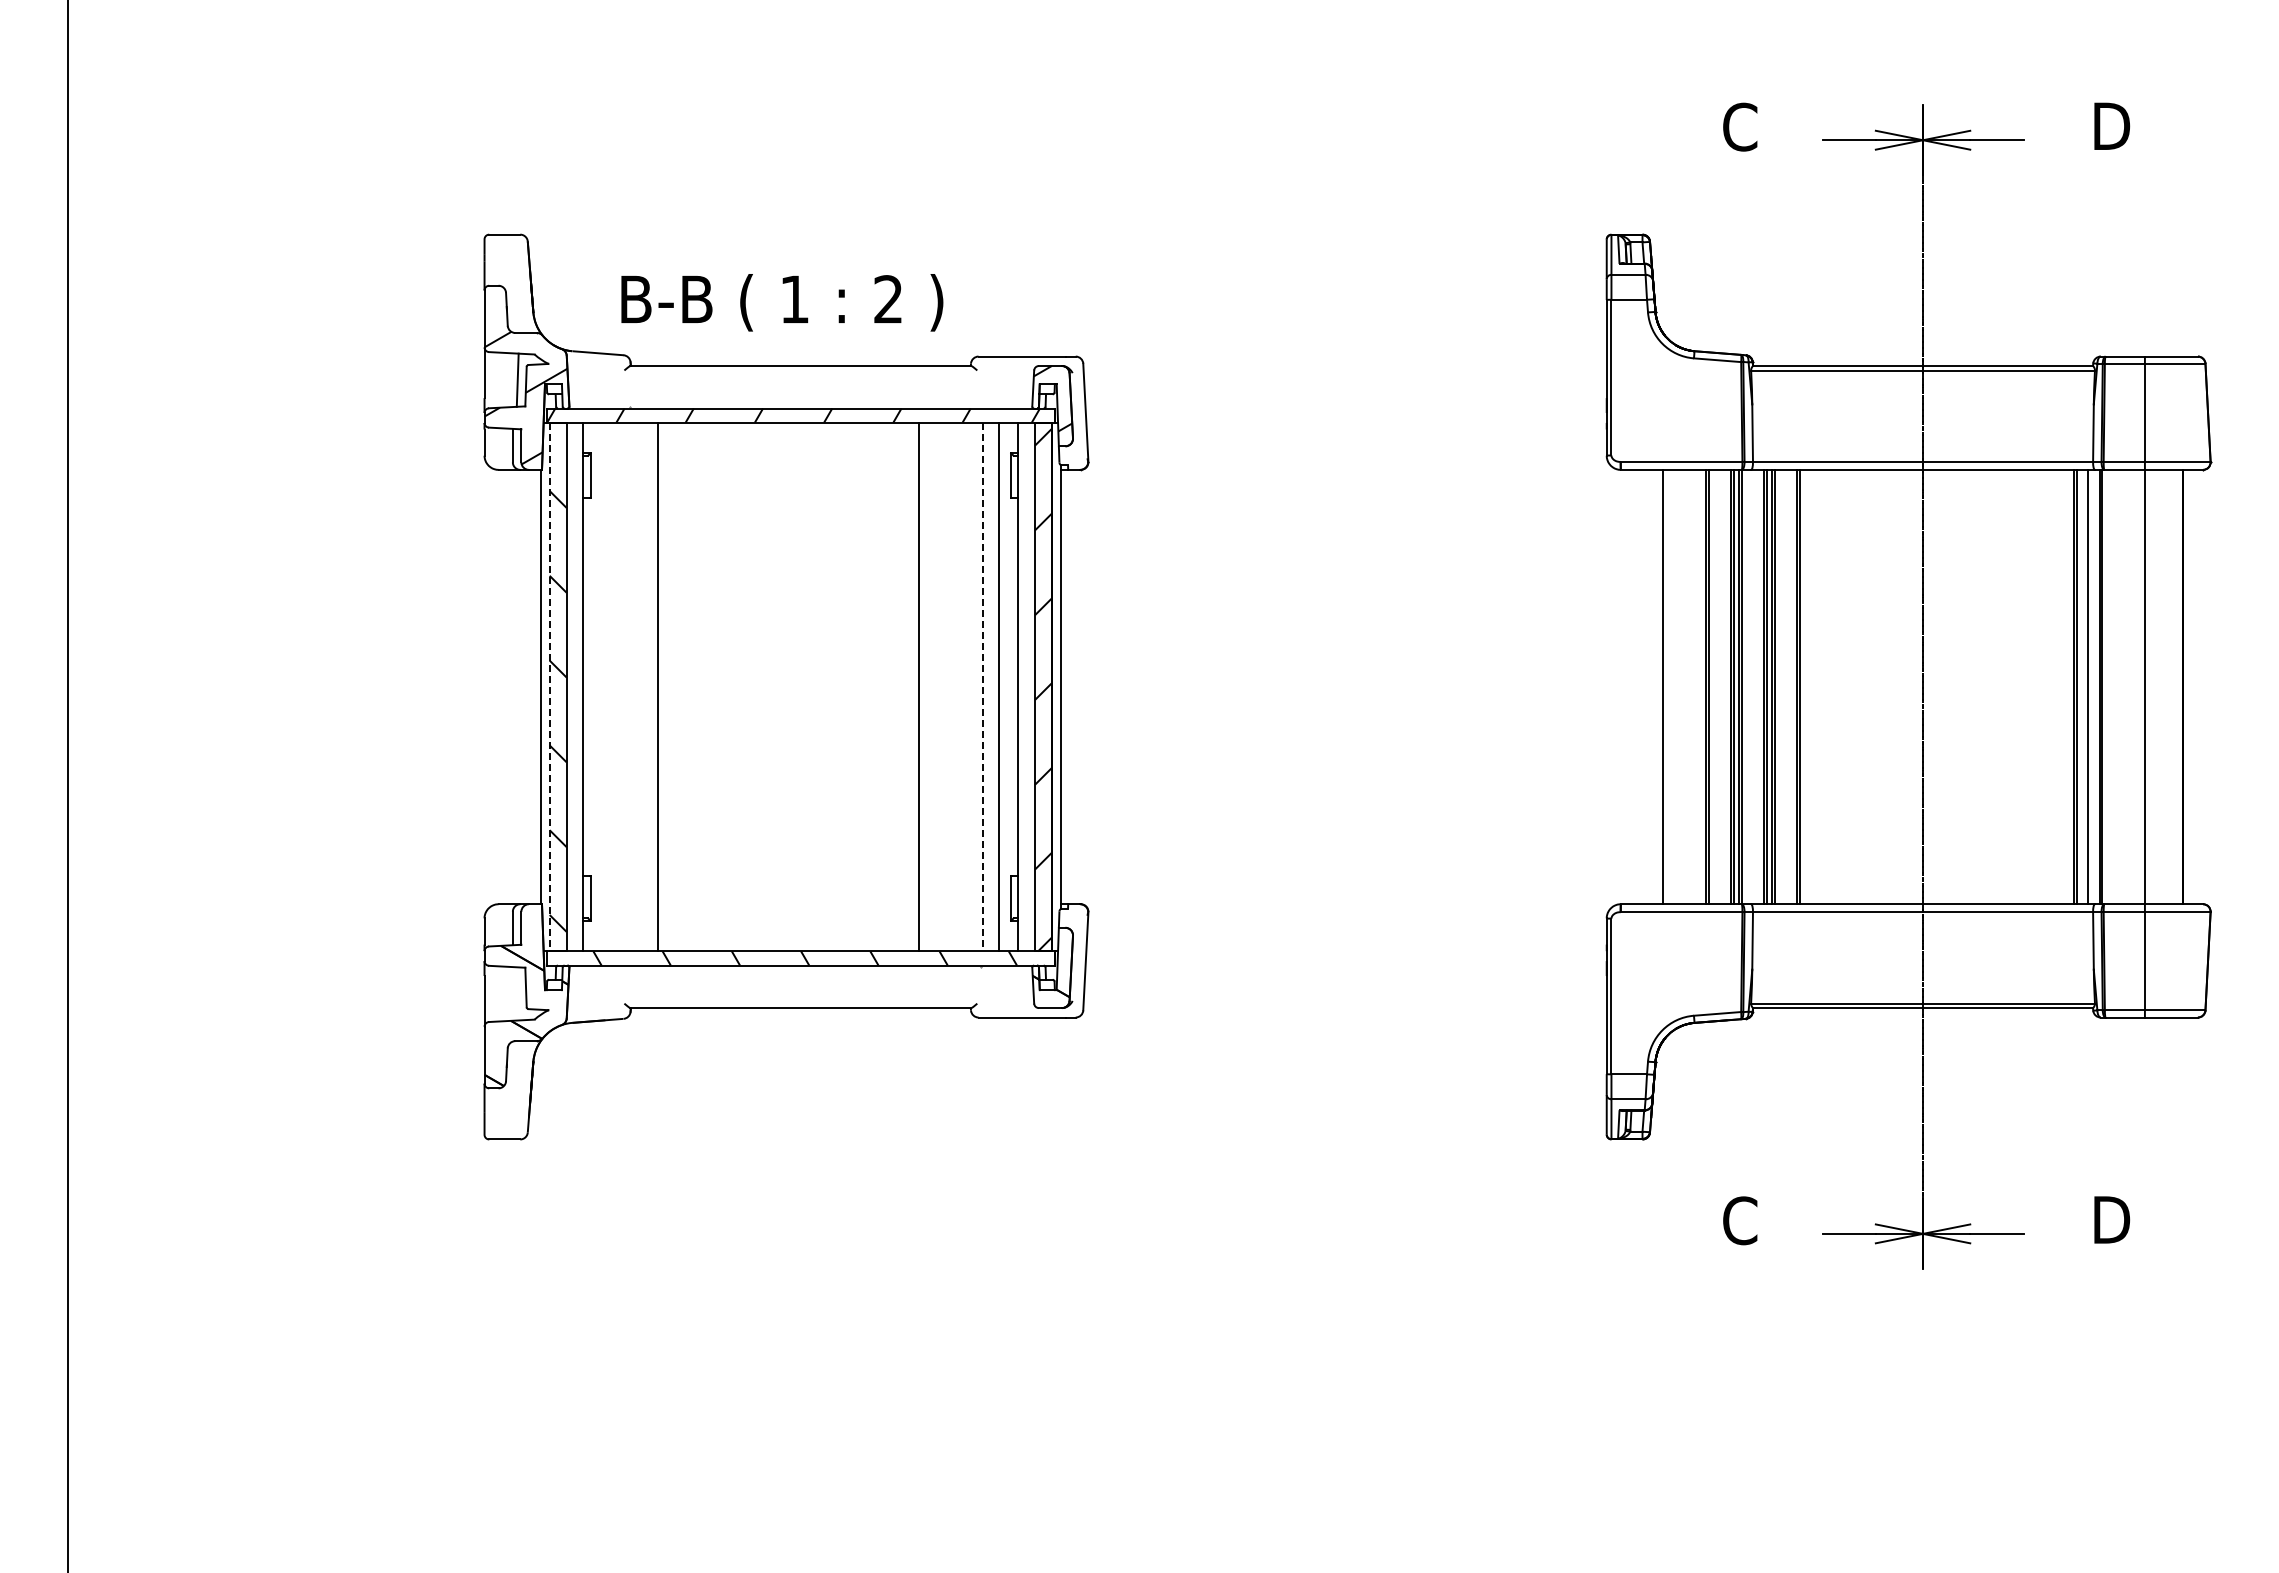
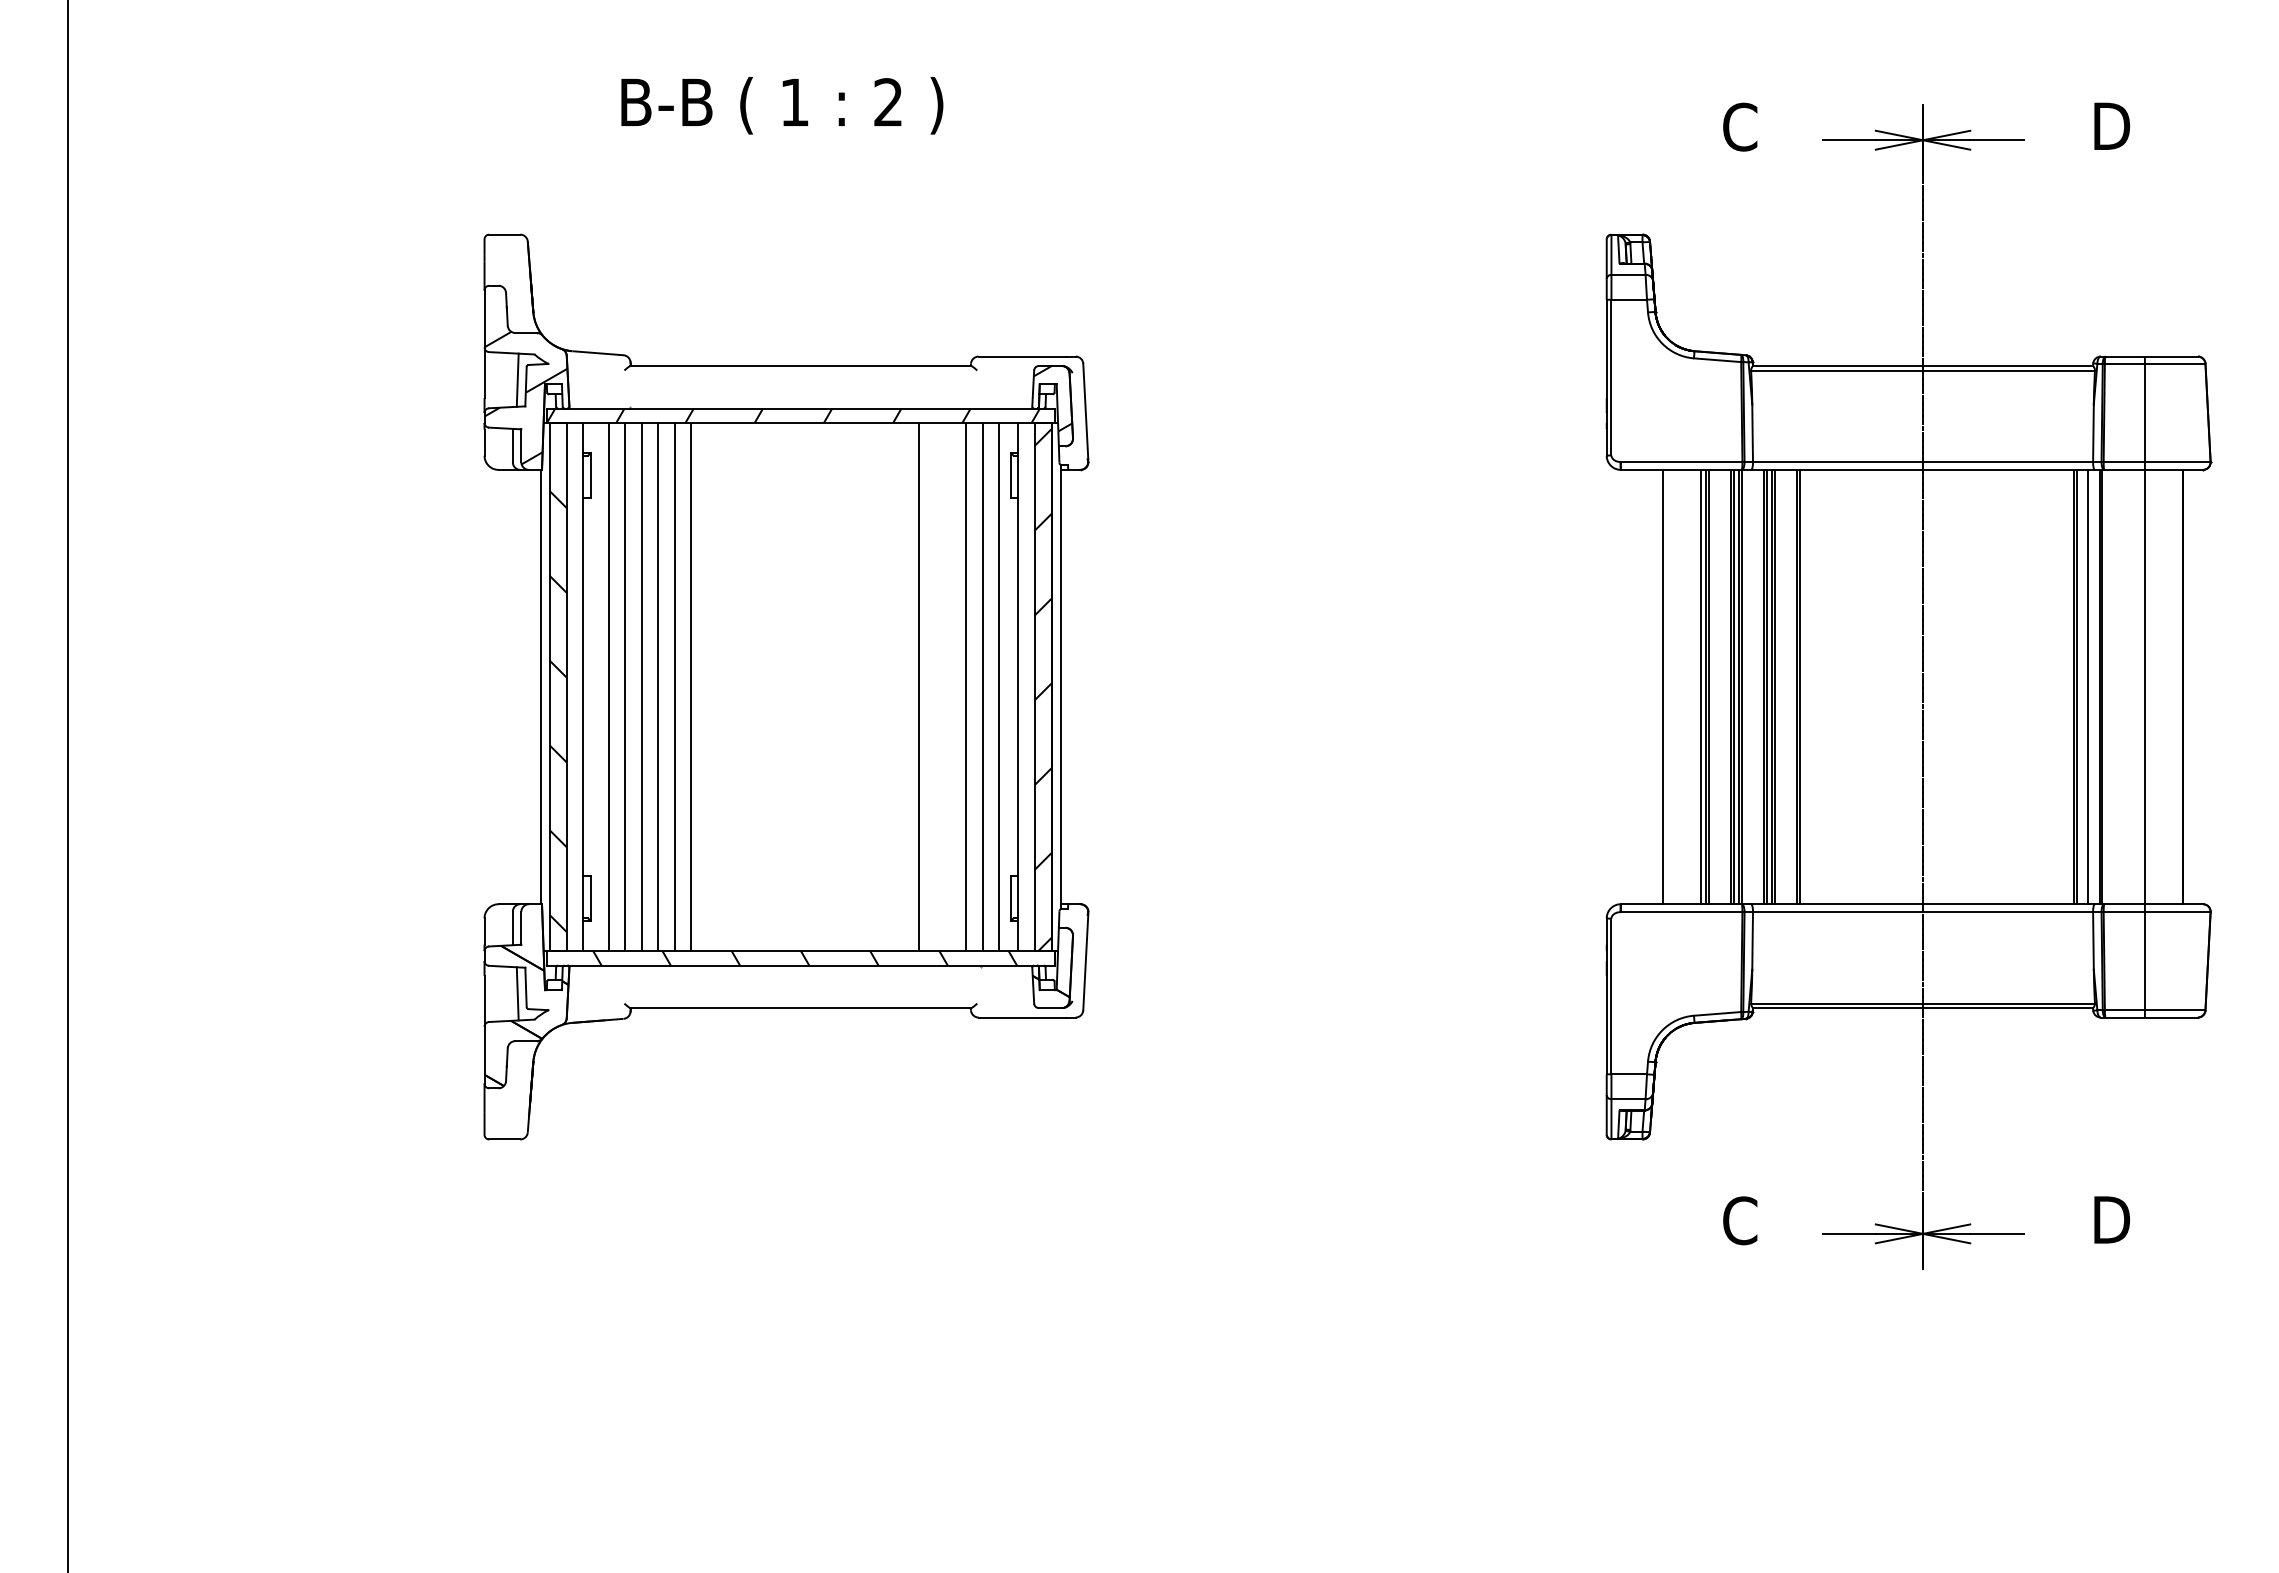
text position: (782, 302) -> (782, 105) (782, 105)
line: none -> present (608, 686)
line: none -> present (624, 686)
line: none -> present (641, 686)
line: none -> present (674, 686)
line: none -> present (690, 686)
line: none -> present (966, 686)
line: none -> present (1701, 686)
line: dashed -> solid (549, 687)
line: dashed -> solid (983, 687)
line: none -> present (517, 993)
